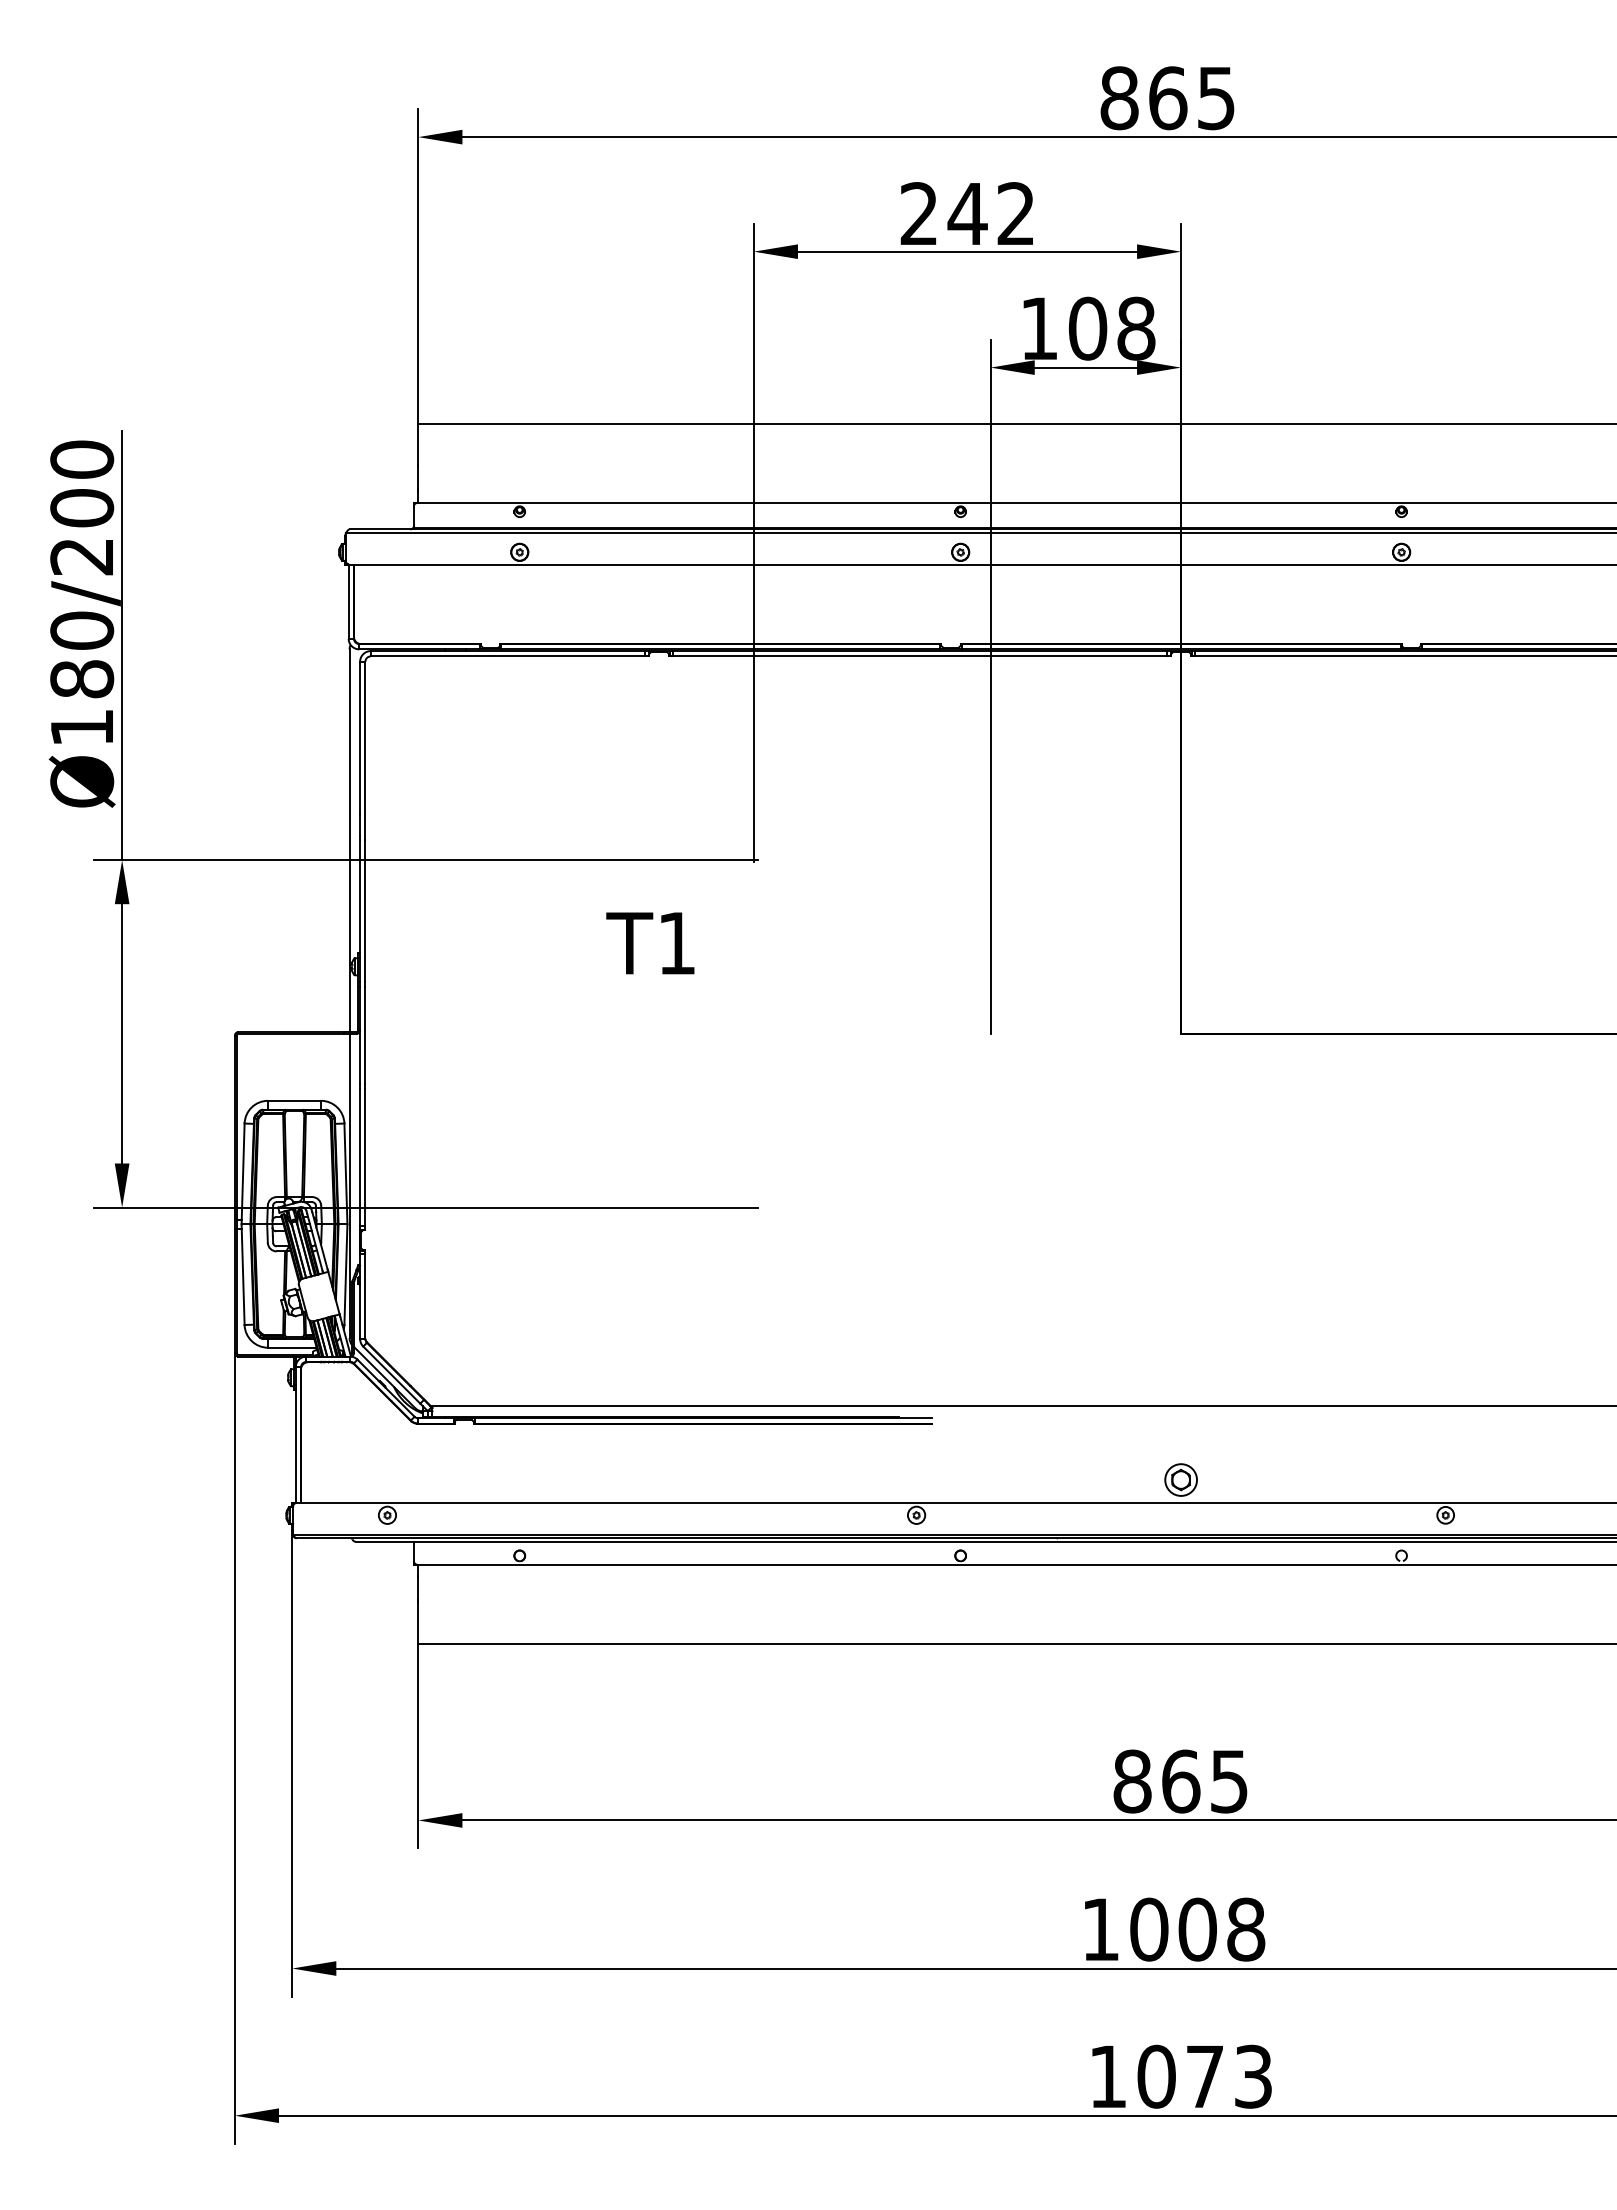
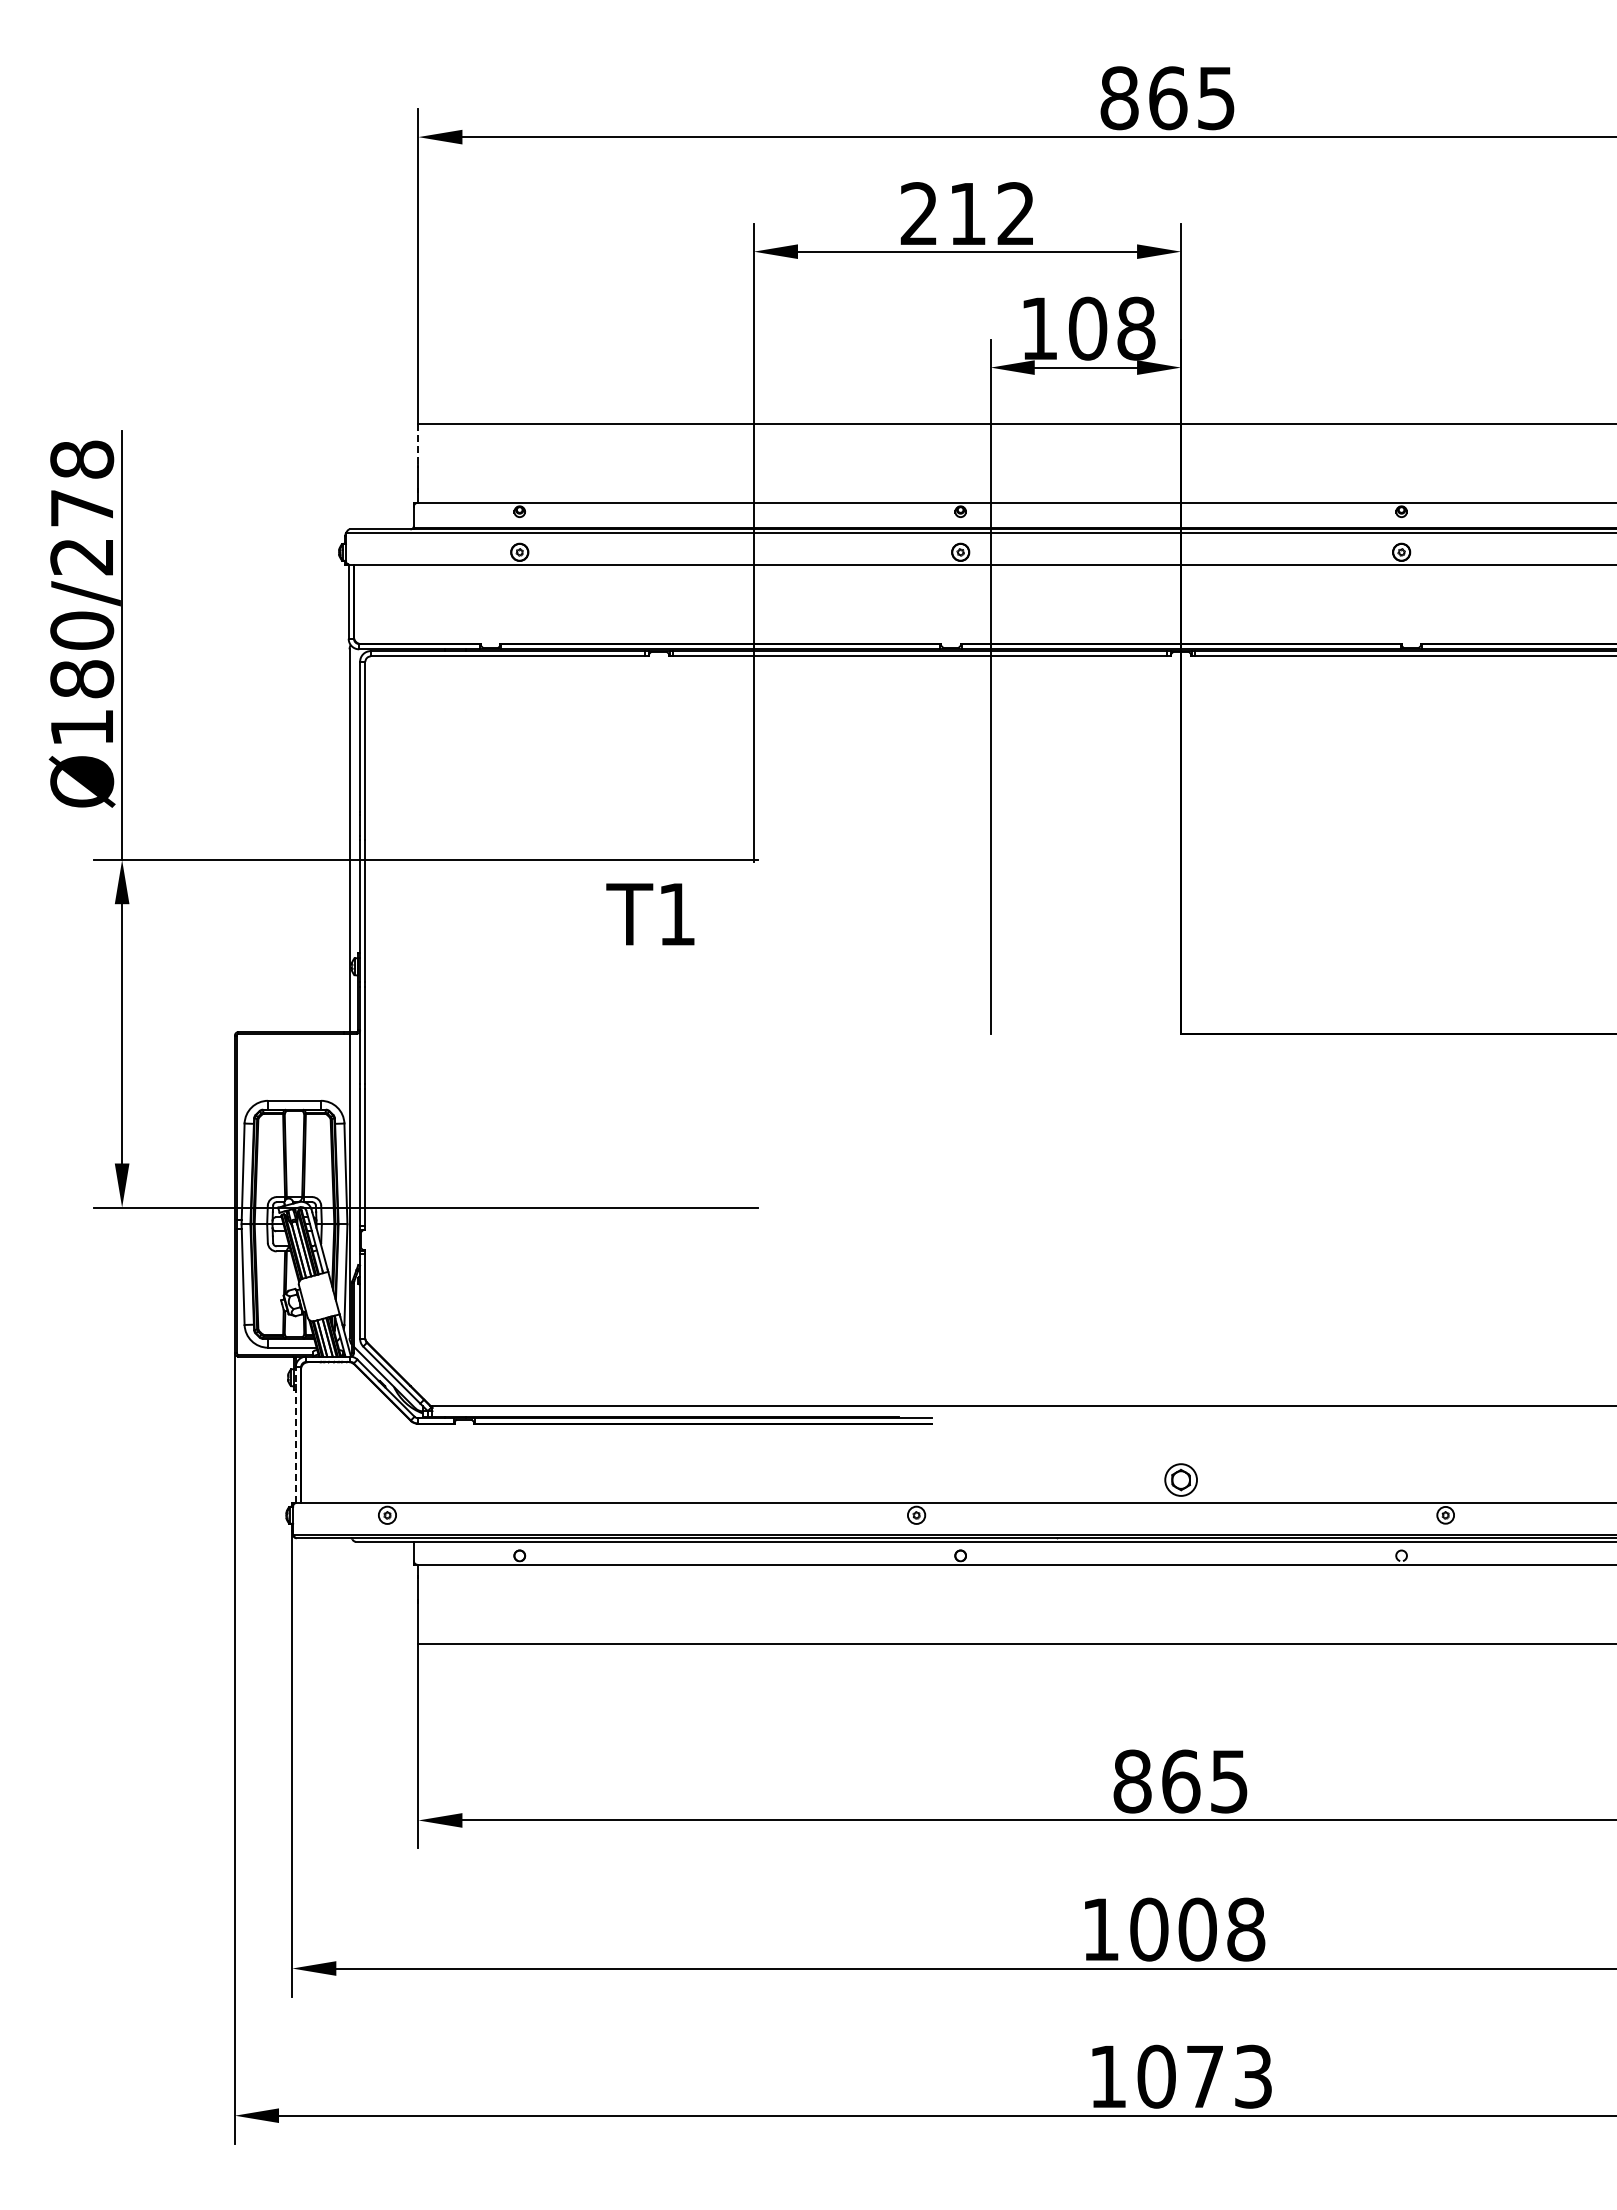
text: 242 -> 212 (967, 213)
line: solid -> dashed (418, 444)
text: Ø180/200 -> Ø180/278 (82, 483)
text position: (650, 943) -> (650, 914) (650, 914)
line: solid -> dashed (295, 1435)
